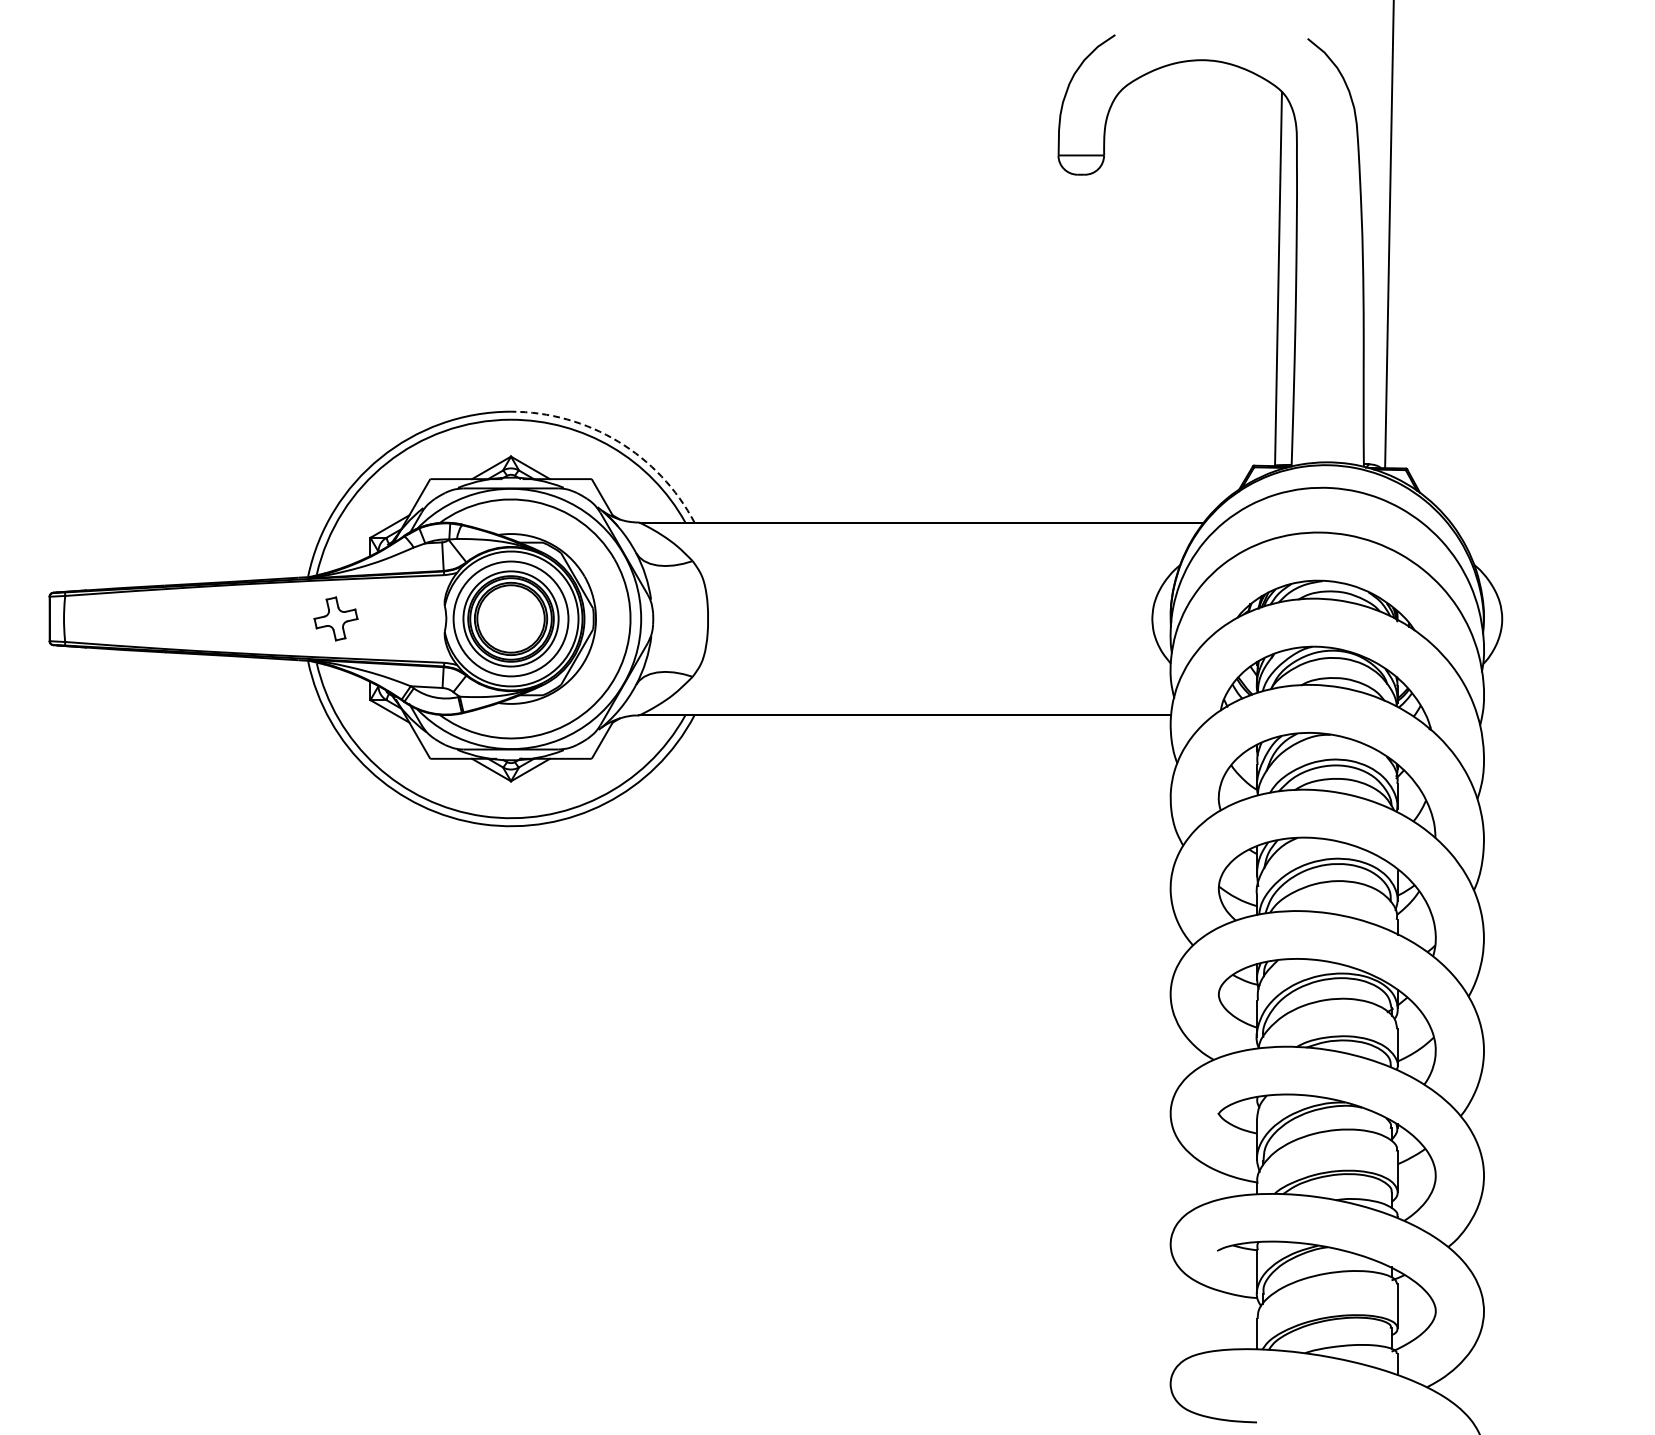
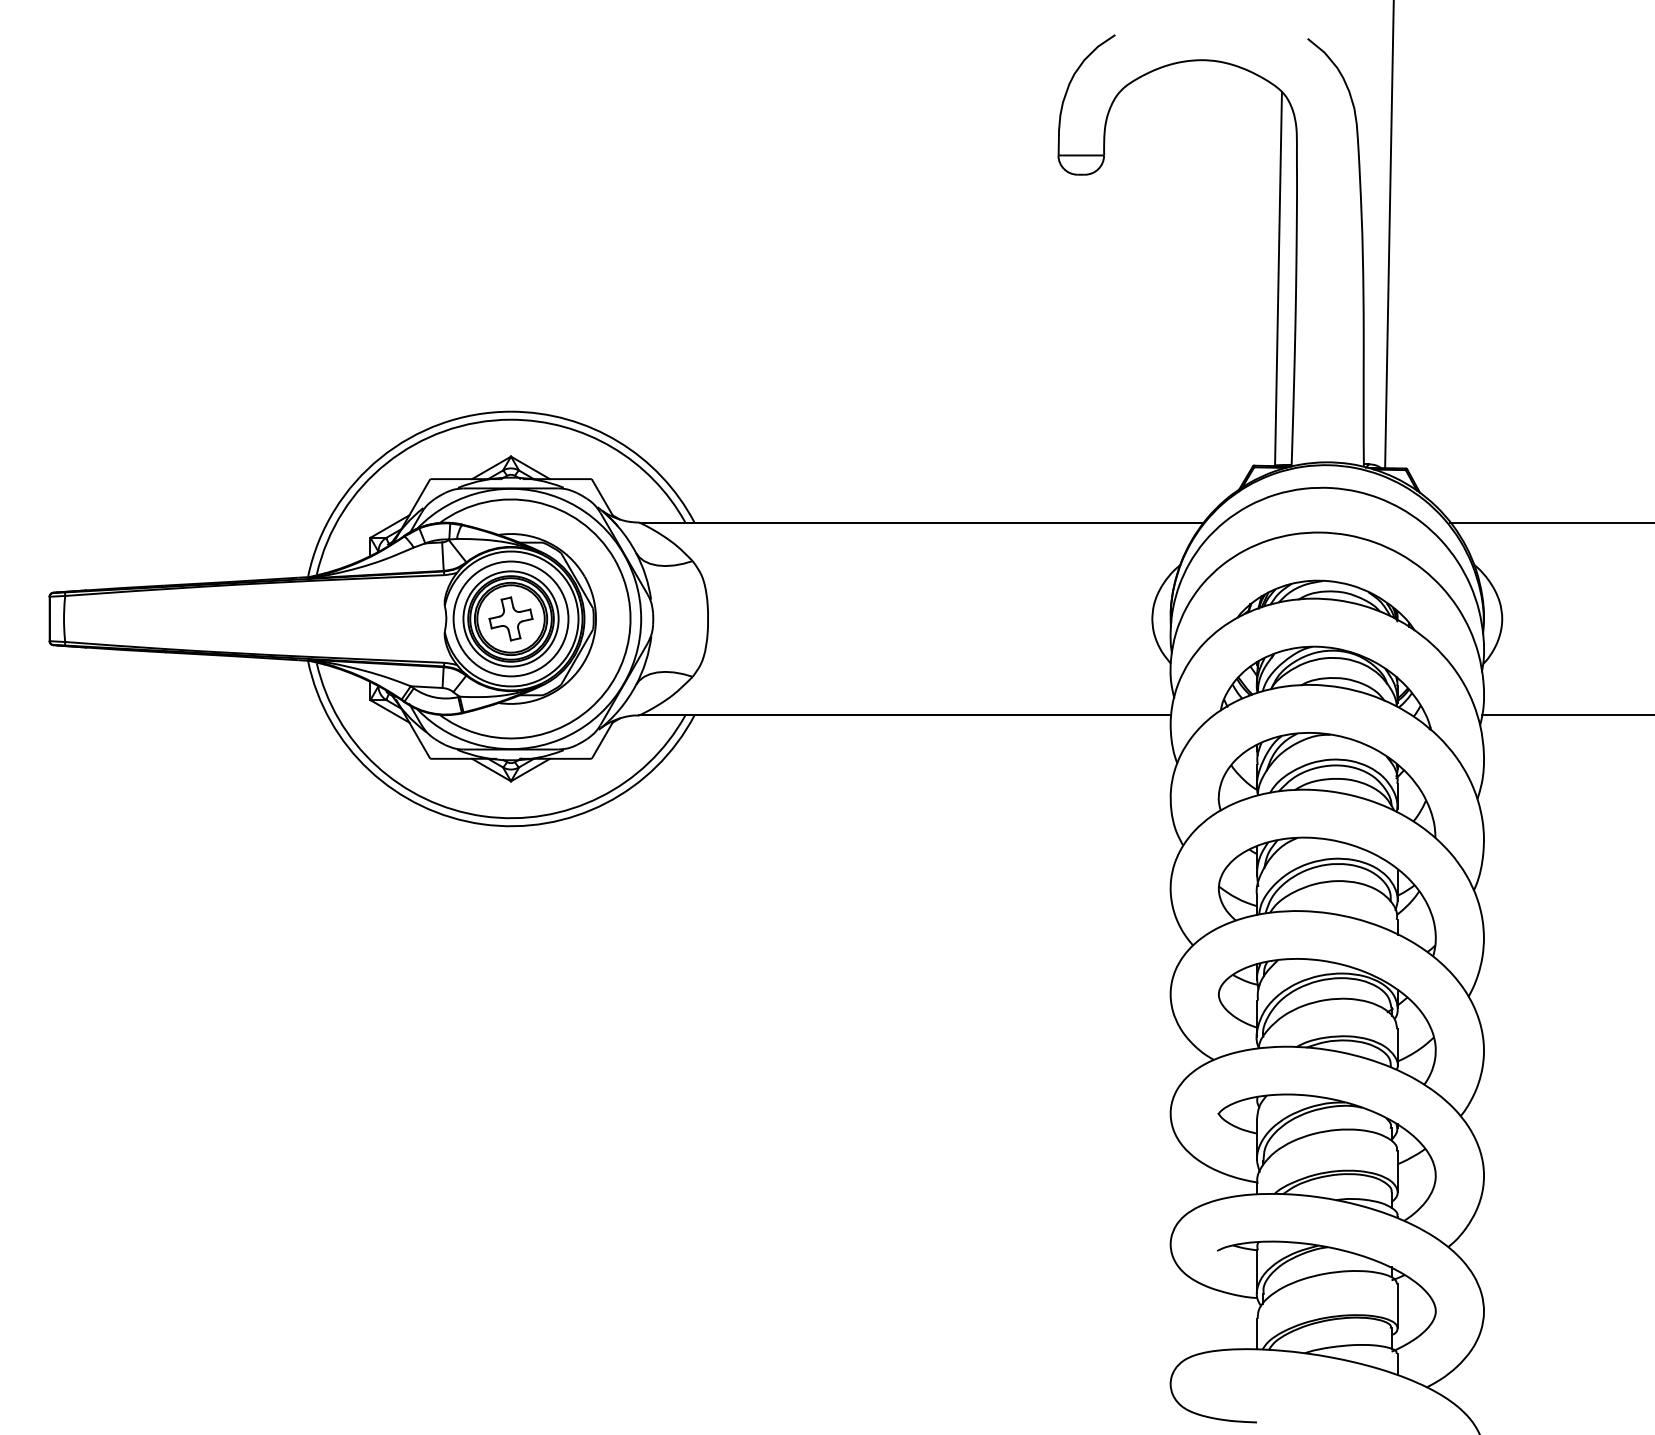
arc: dashed -> solid (618, 441)
line: none -> present (1550, 522)
part position: (335, 618) -> (510, 618) (510, 618)
line: none -> present (1566, 715)
